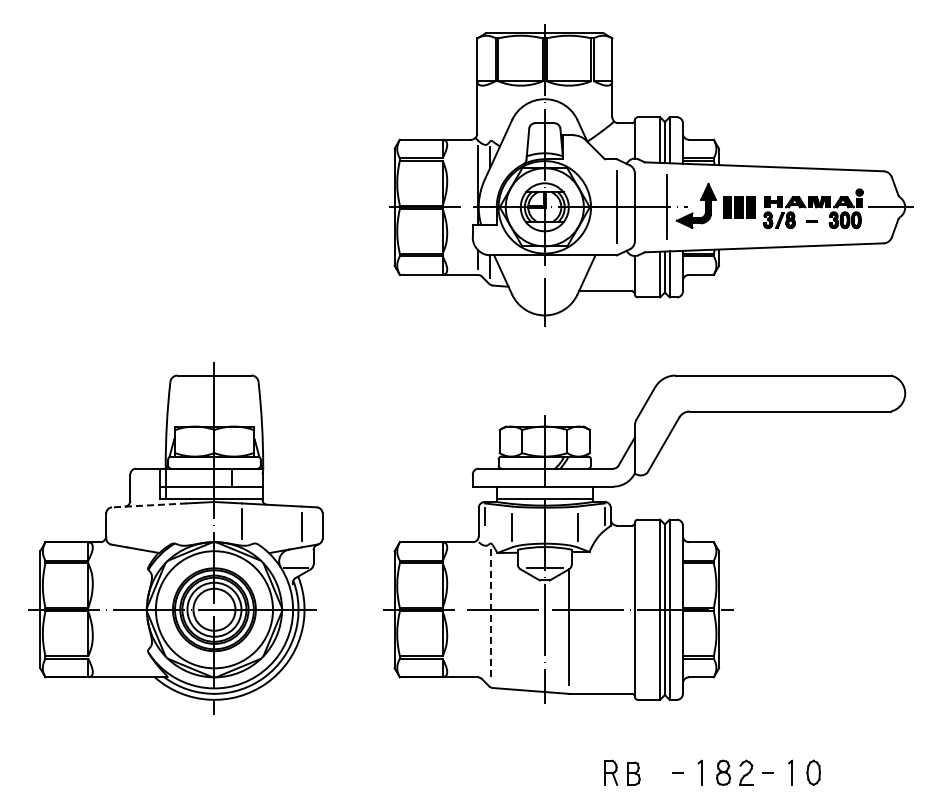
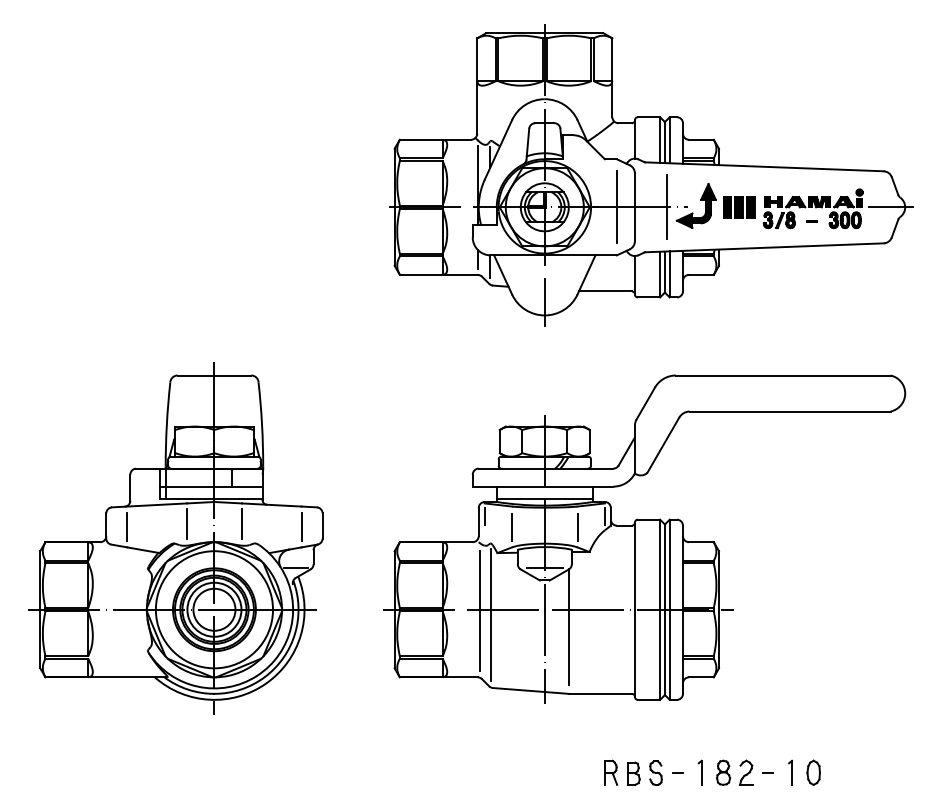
line: dashed -> solid (148, 505)
line: none -> present (186, 524)
line: none -> present (127, 526)
line: none -> present (480, 610)
line: dashed -> solid (490, 615)
part: none -> present (655, 772)
